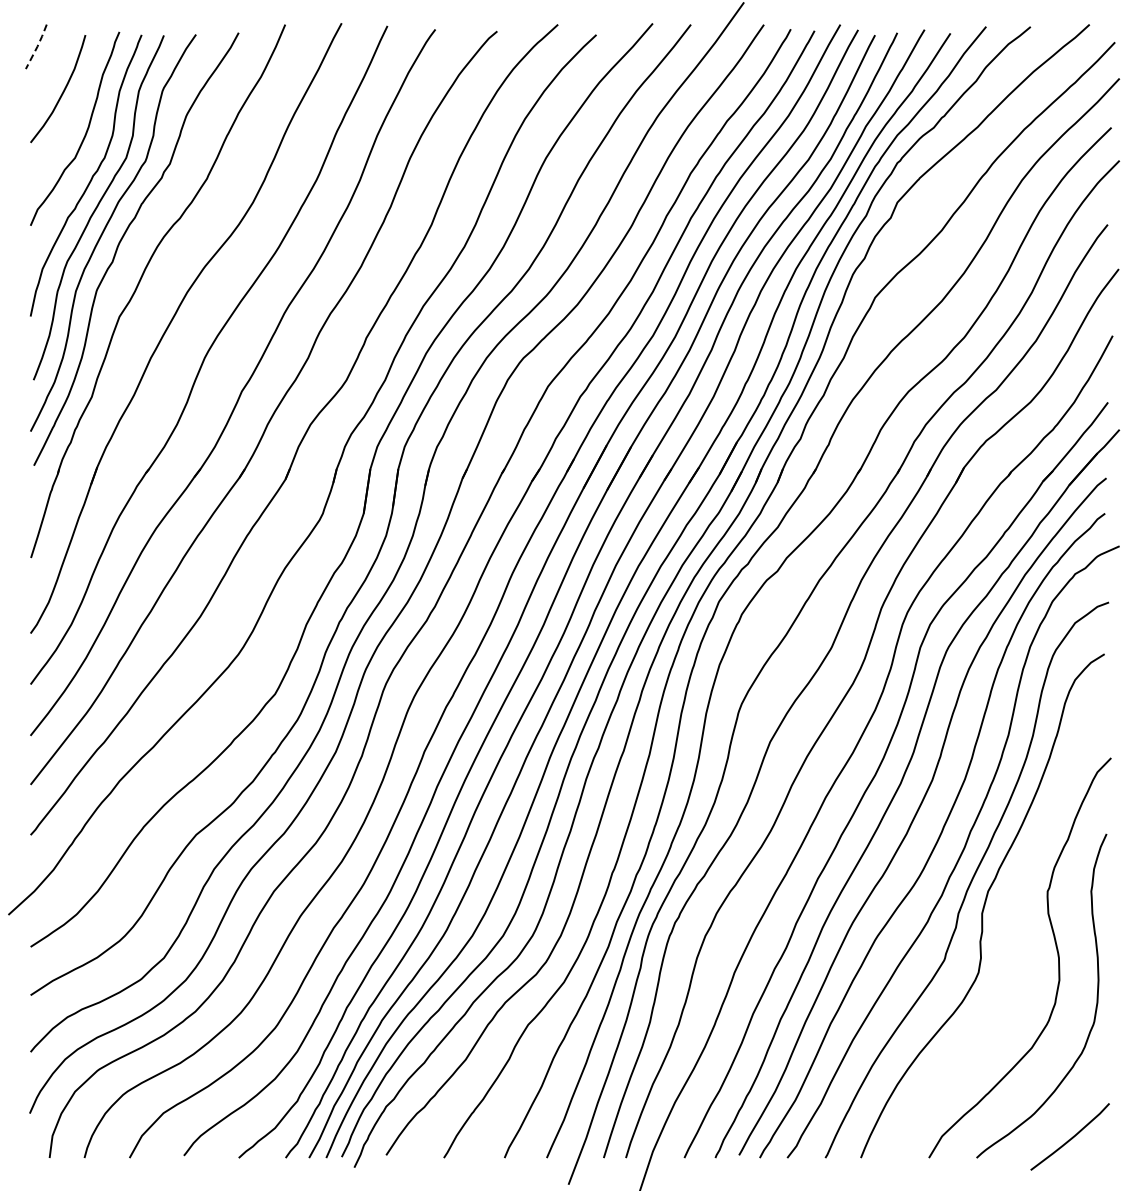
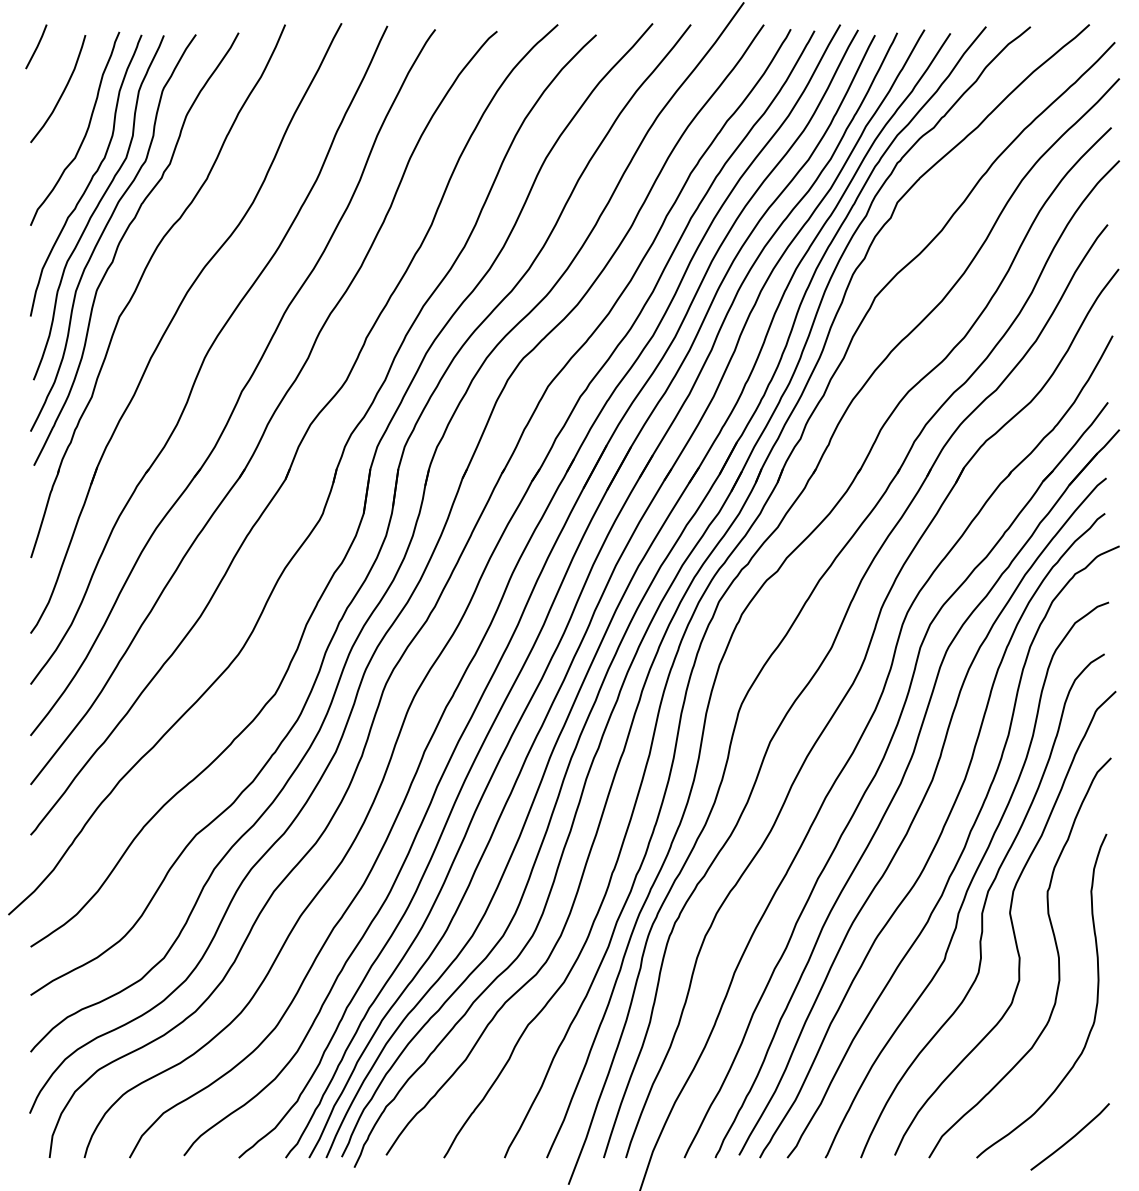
line: dashed -> solid (37, 46)
curve: none -> present (1010, 921)
